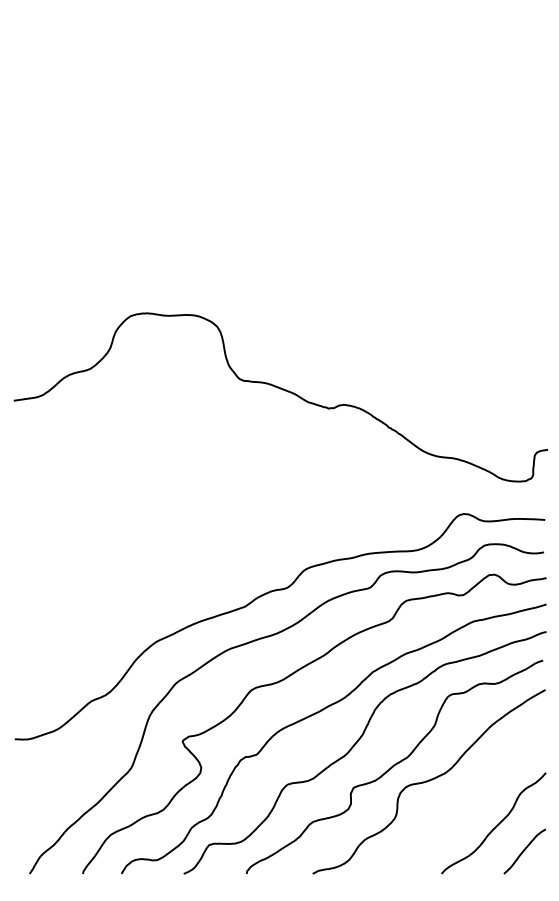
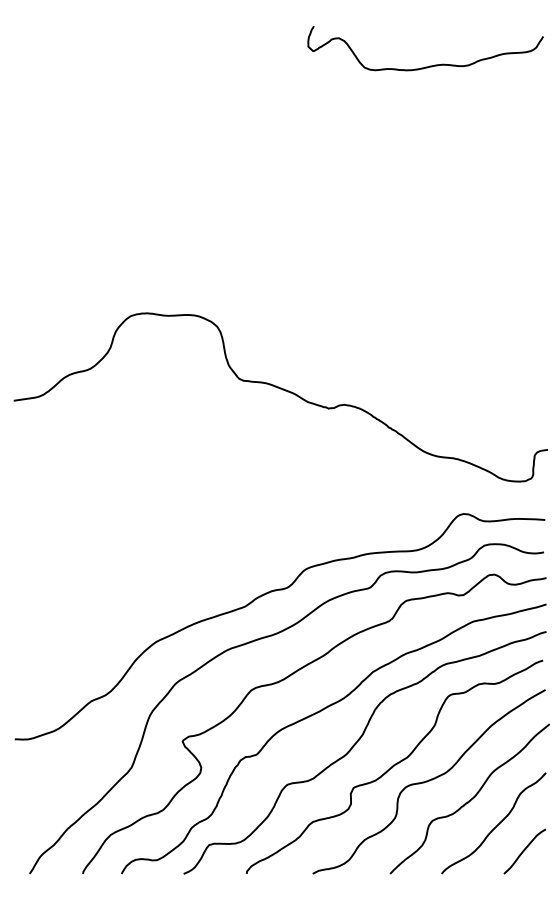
curve: none -> present (429, 65)
curve: none -> present (469, 799)
